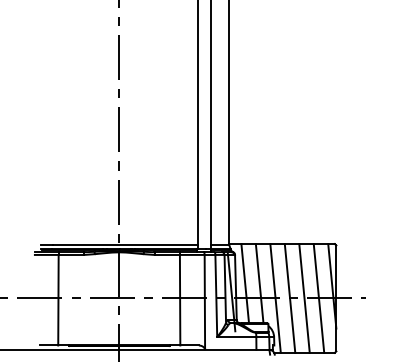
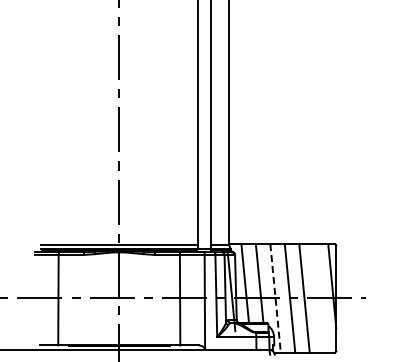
line: solid -> dashed (275, 298)
line: present -> none (318, 298)
